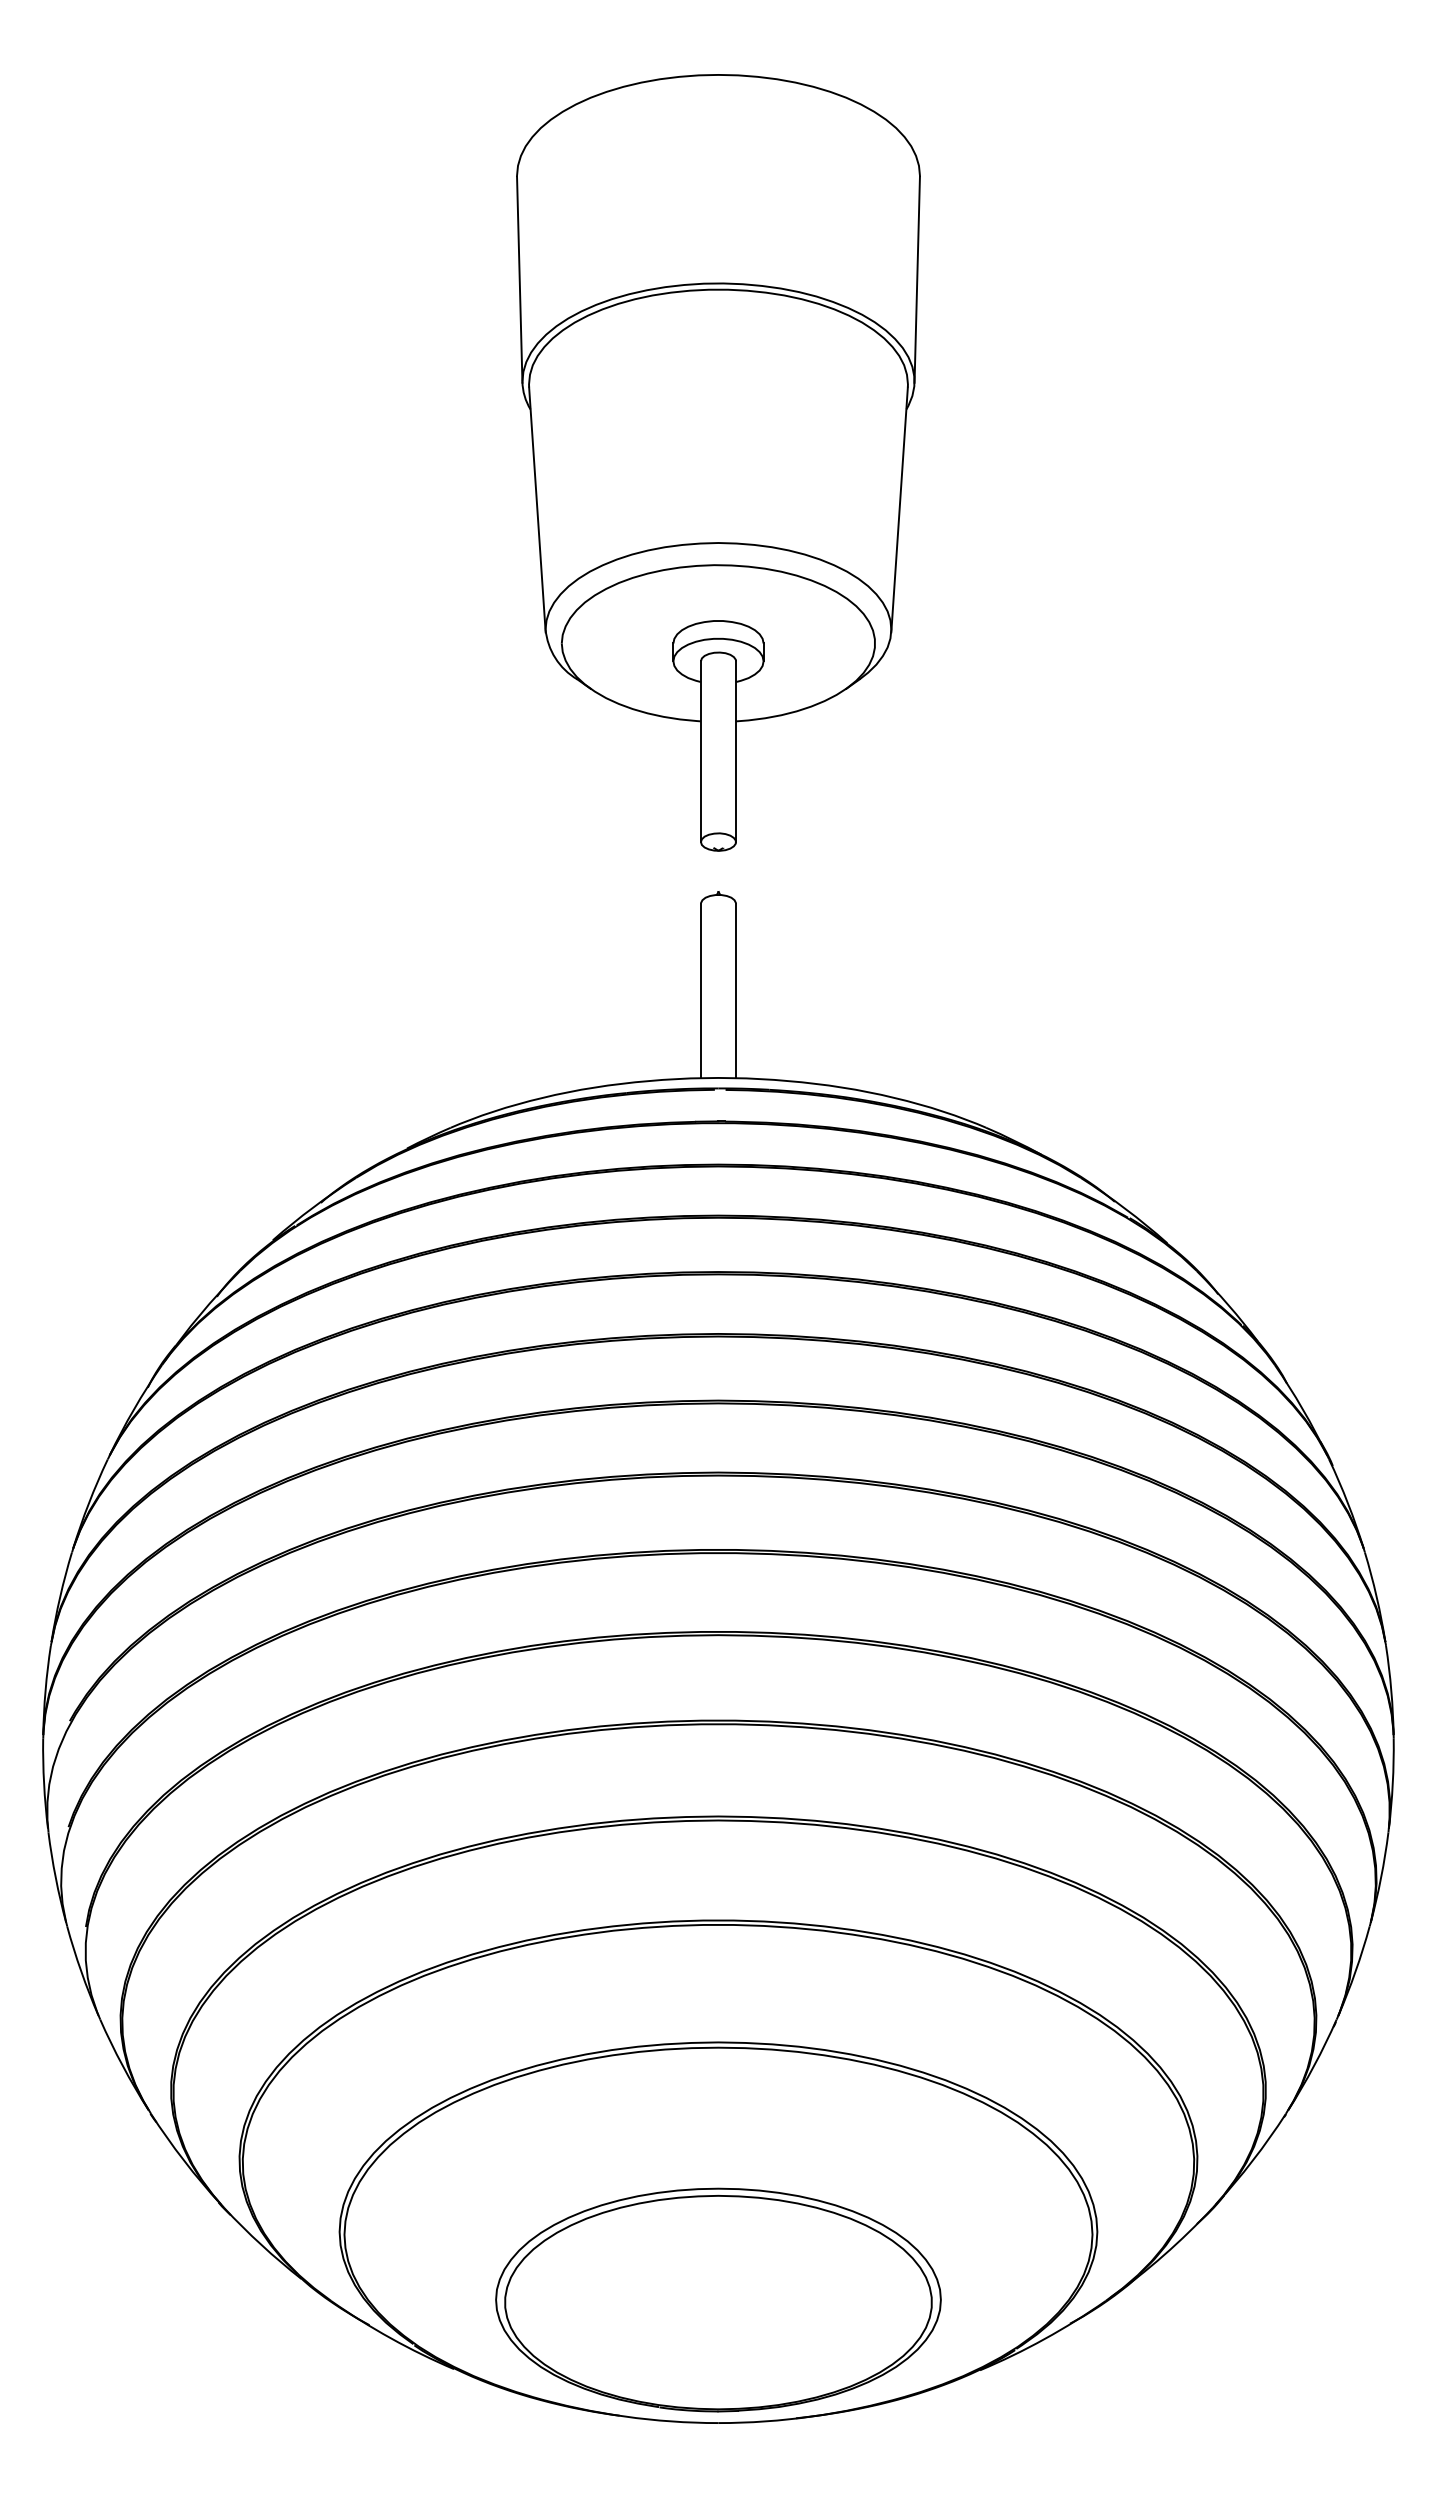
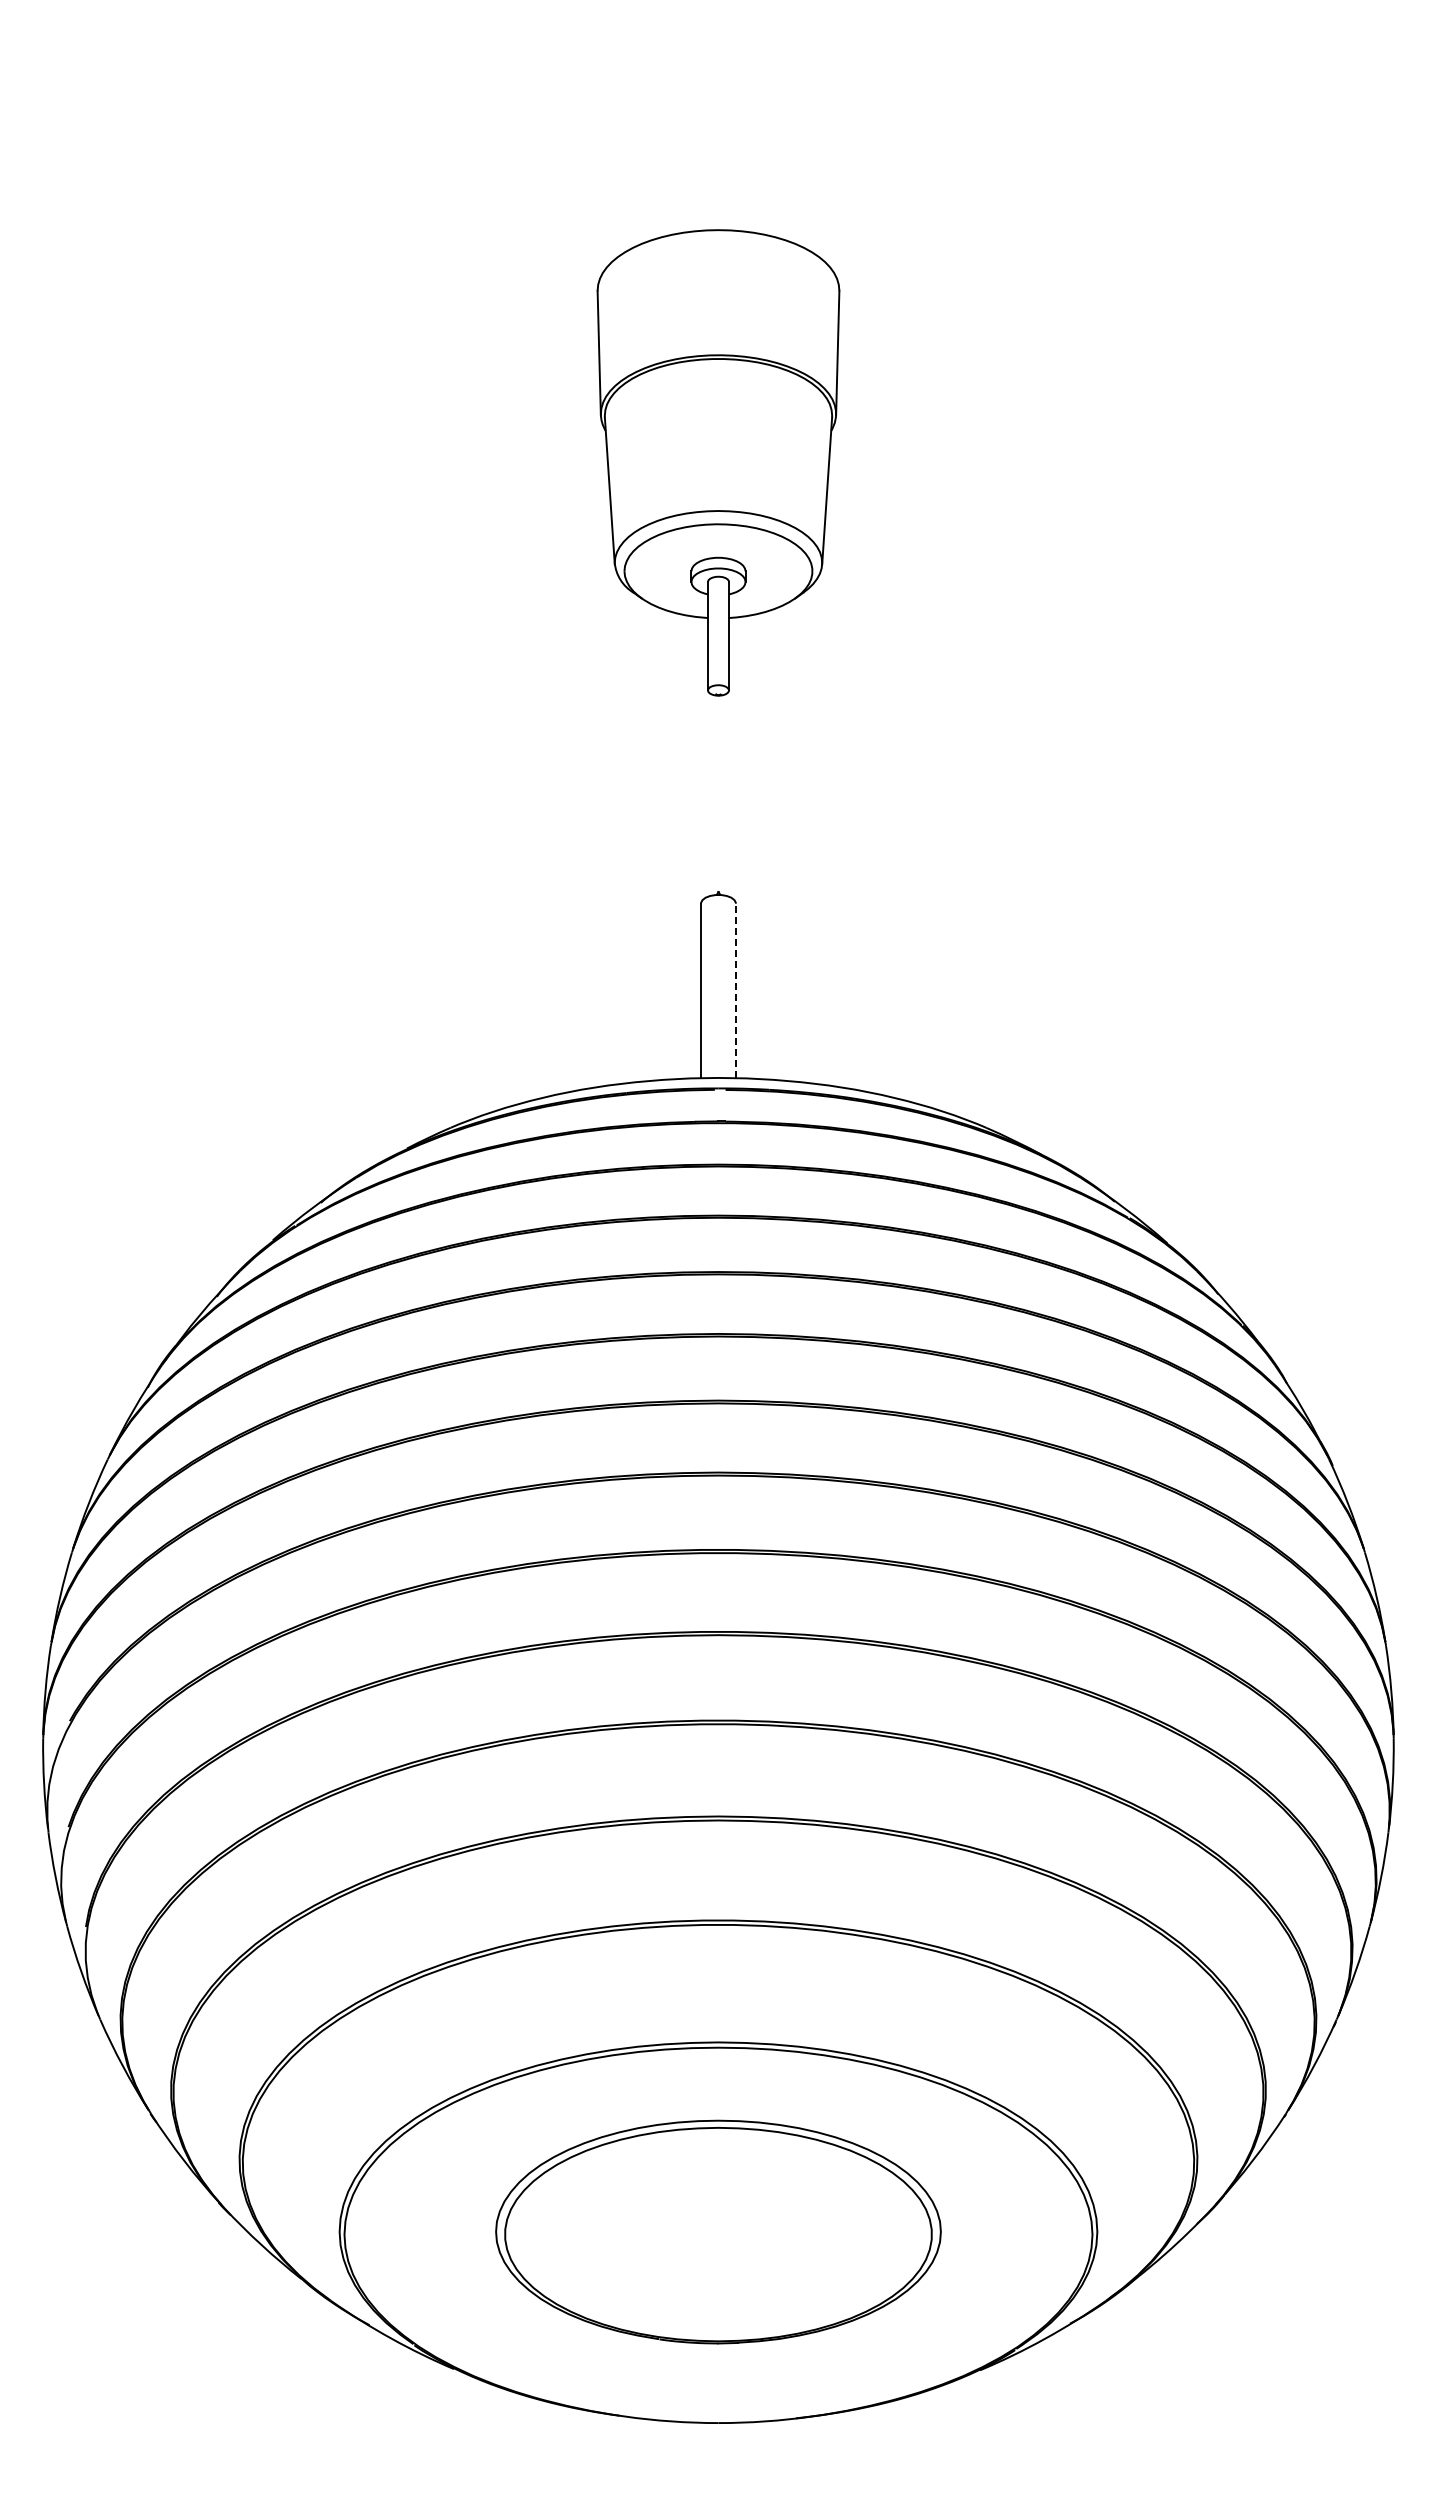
part size: 405x778 px -> 245x468 px (718, 462)
line: solid -> dashed (736, 990)
part position: (718, 2299) -> (718, 2231) (718, 2231)
